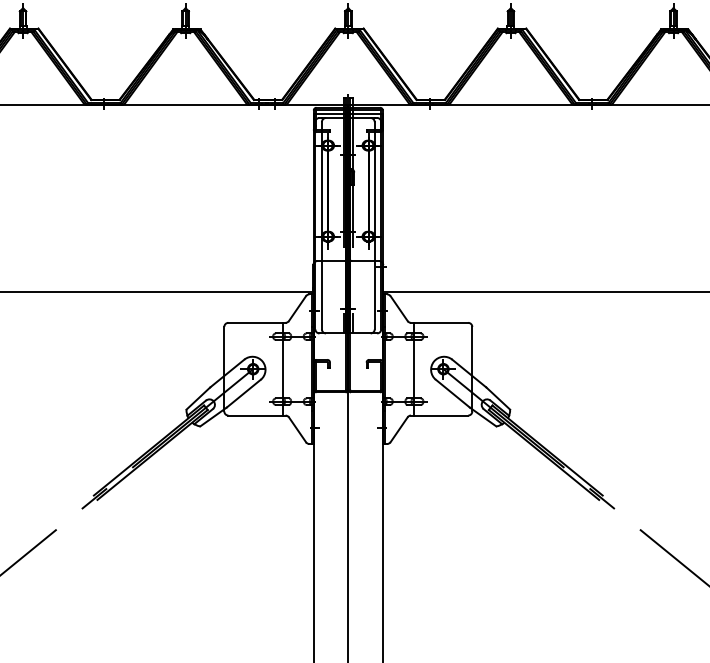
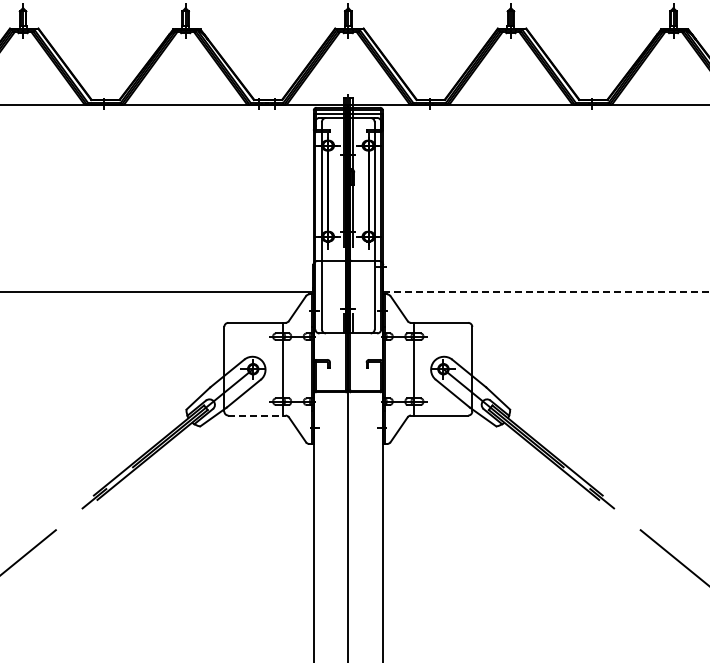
line: solid -> dashed (546, 291)
line: solid -> dashed (256, 415)
